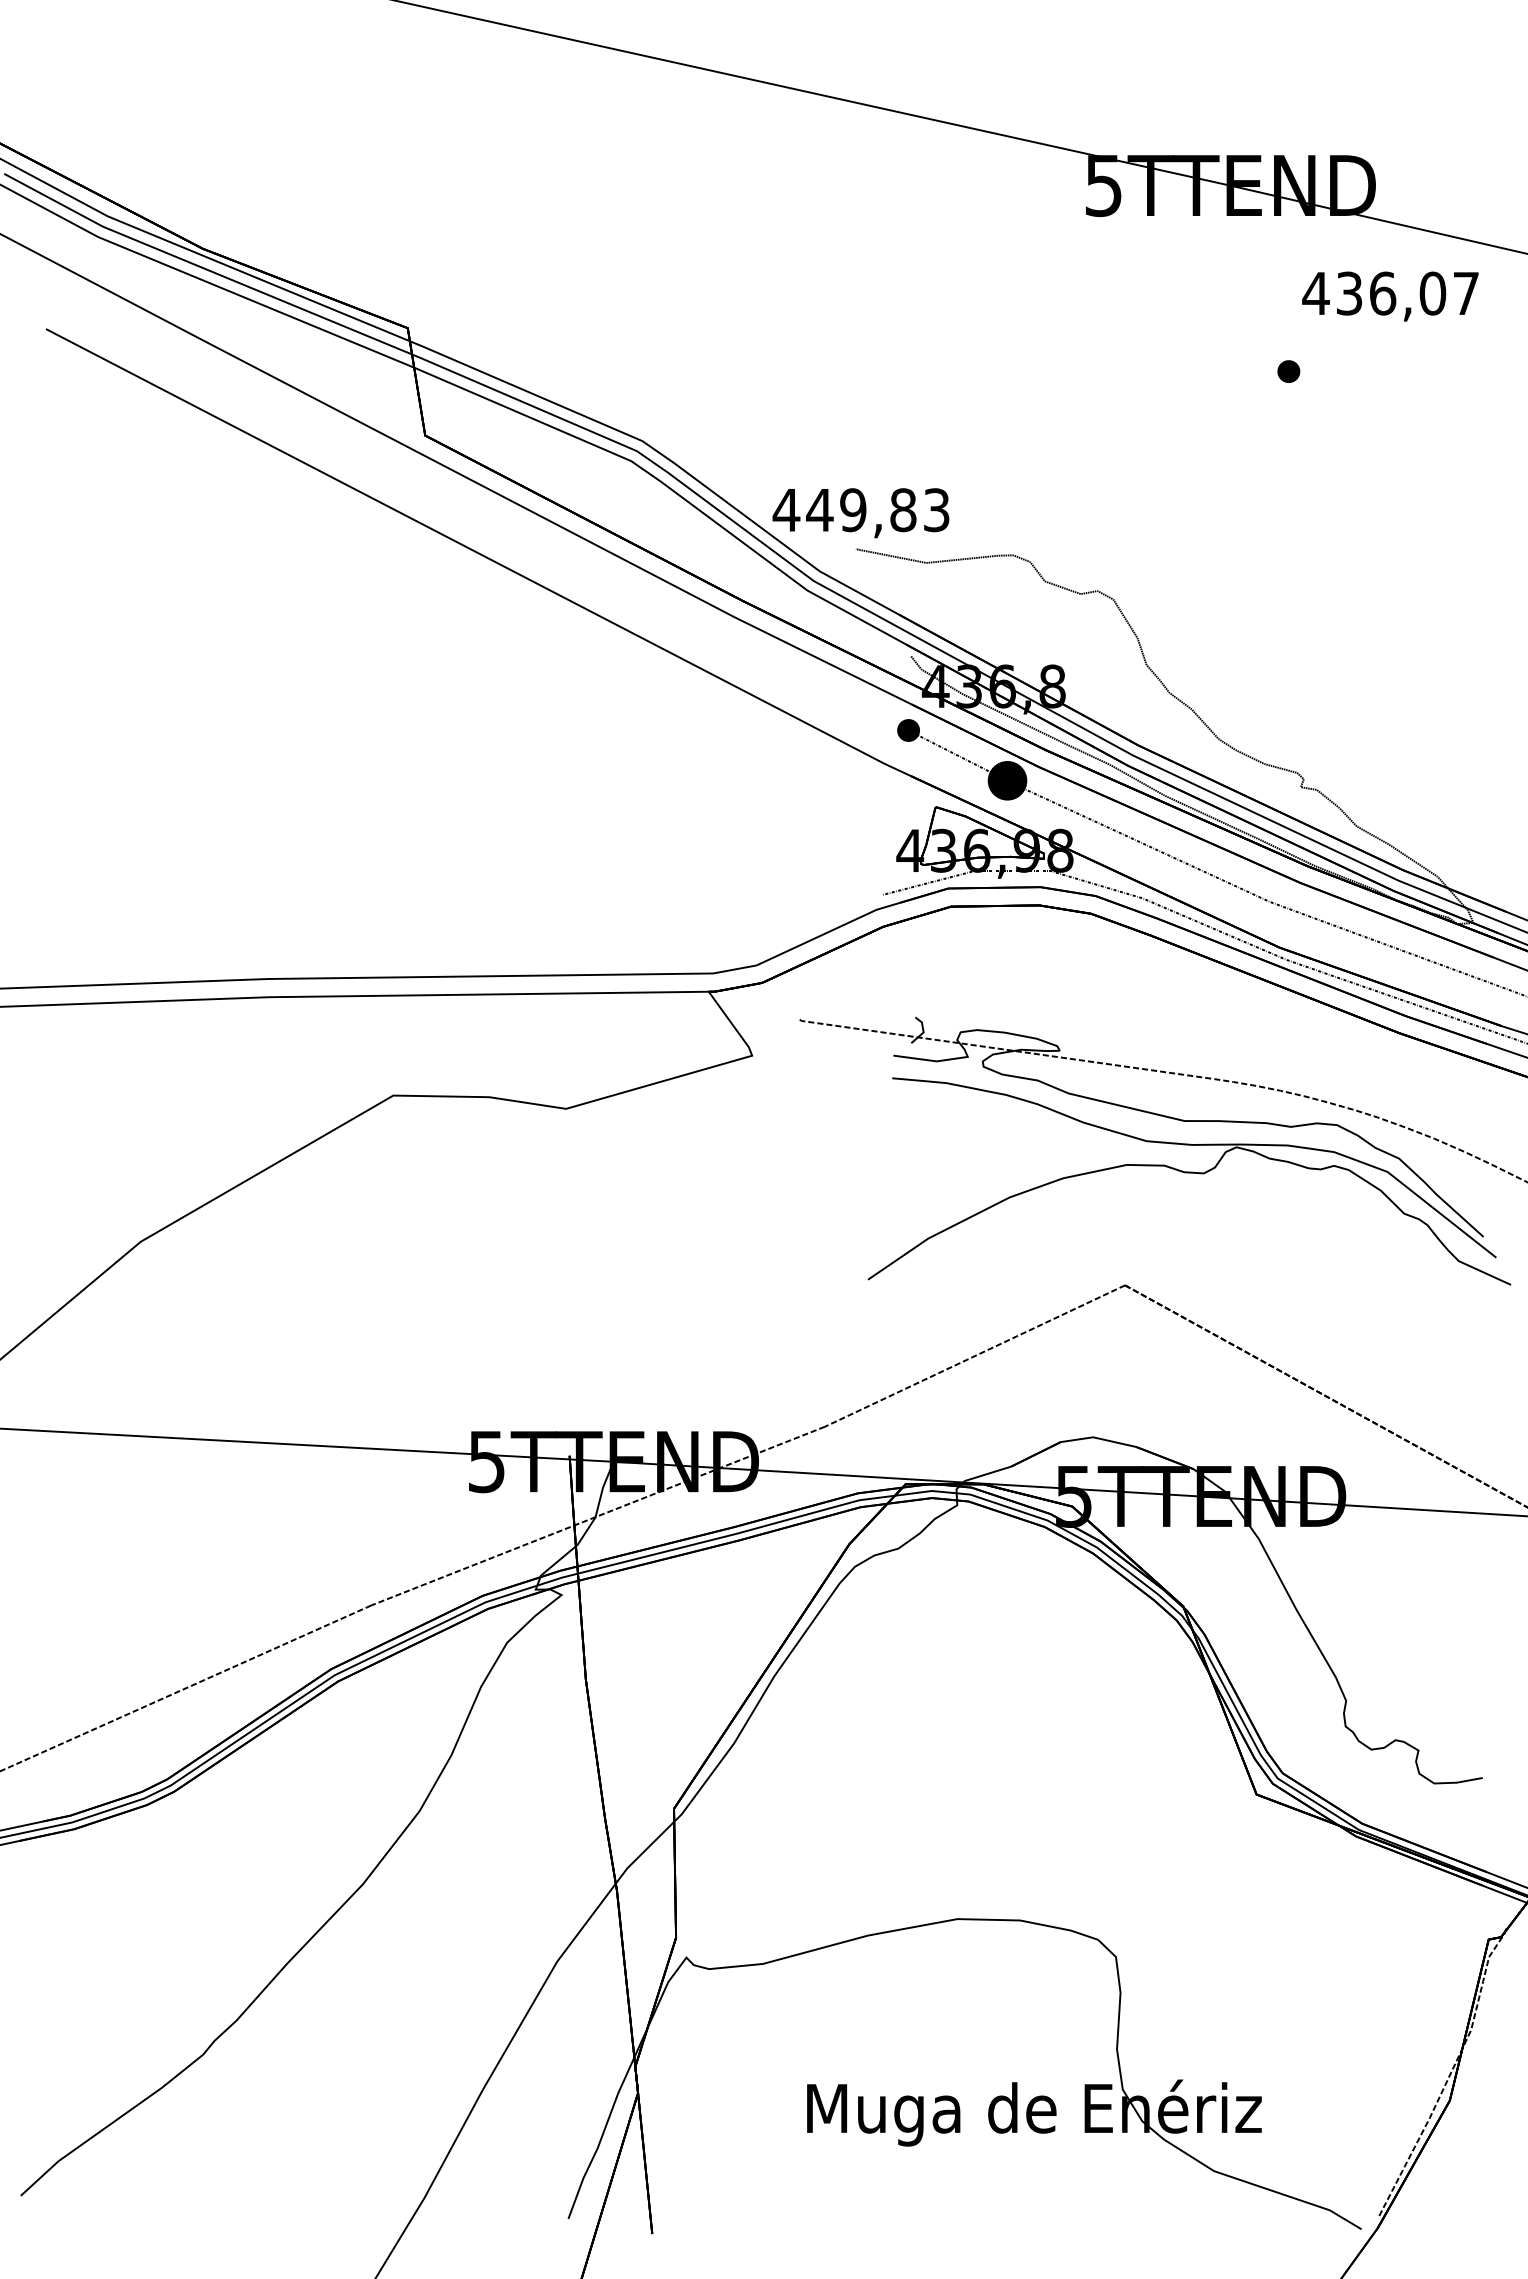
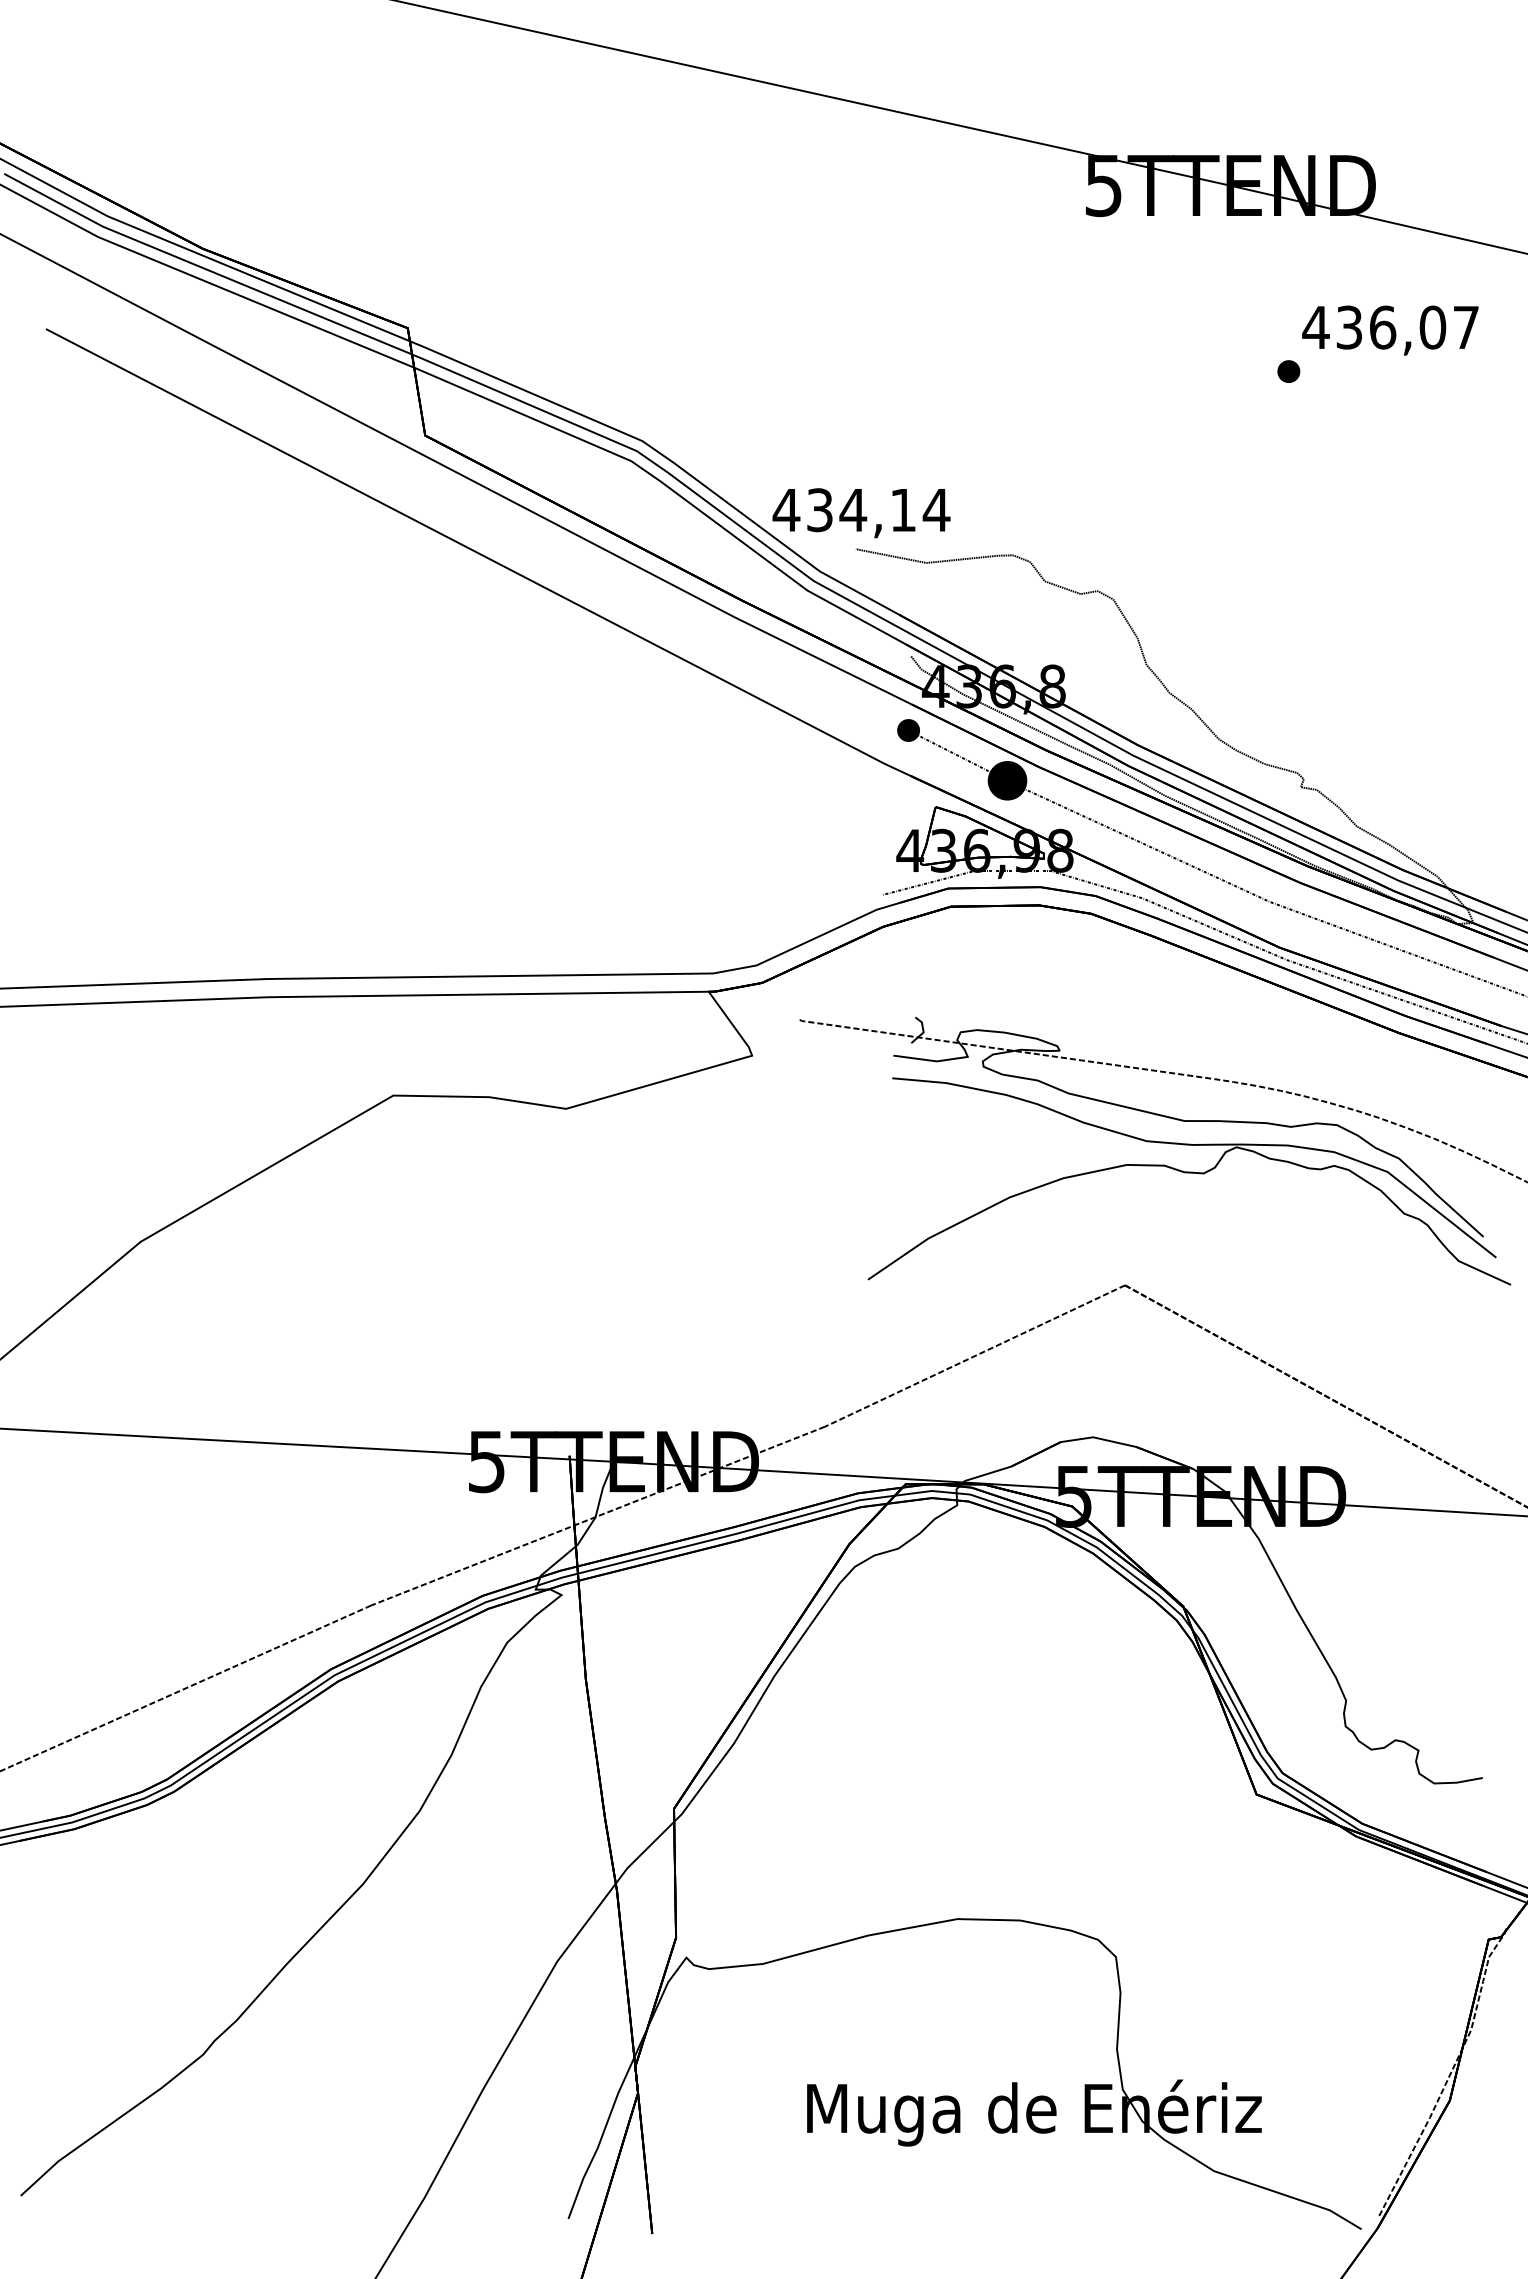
text position: (1390, 296) -> (1390, 330) (1390, 330)
text: 449,83 -> 434,14 (878, 510)
